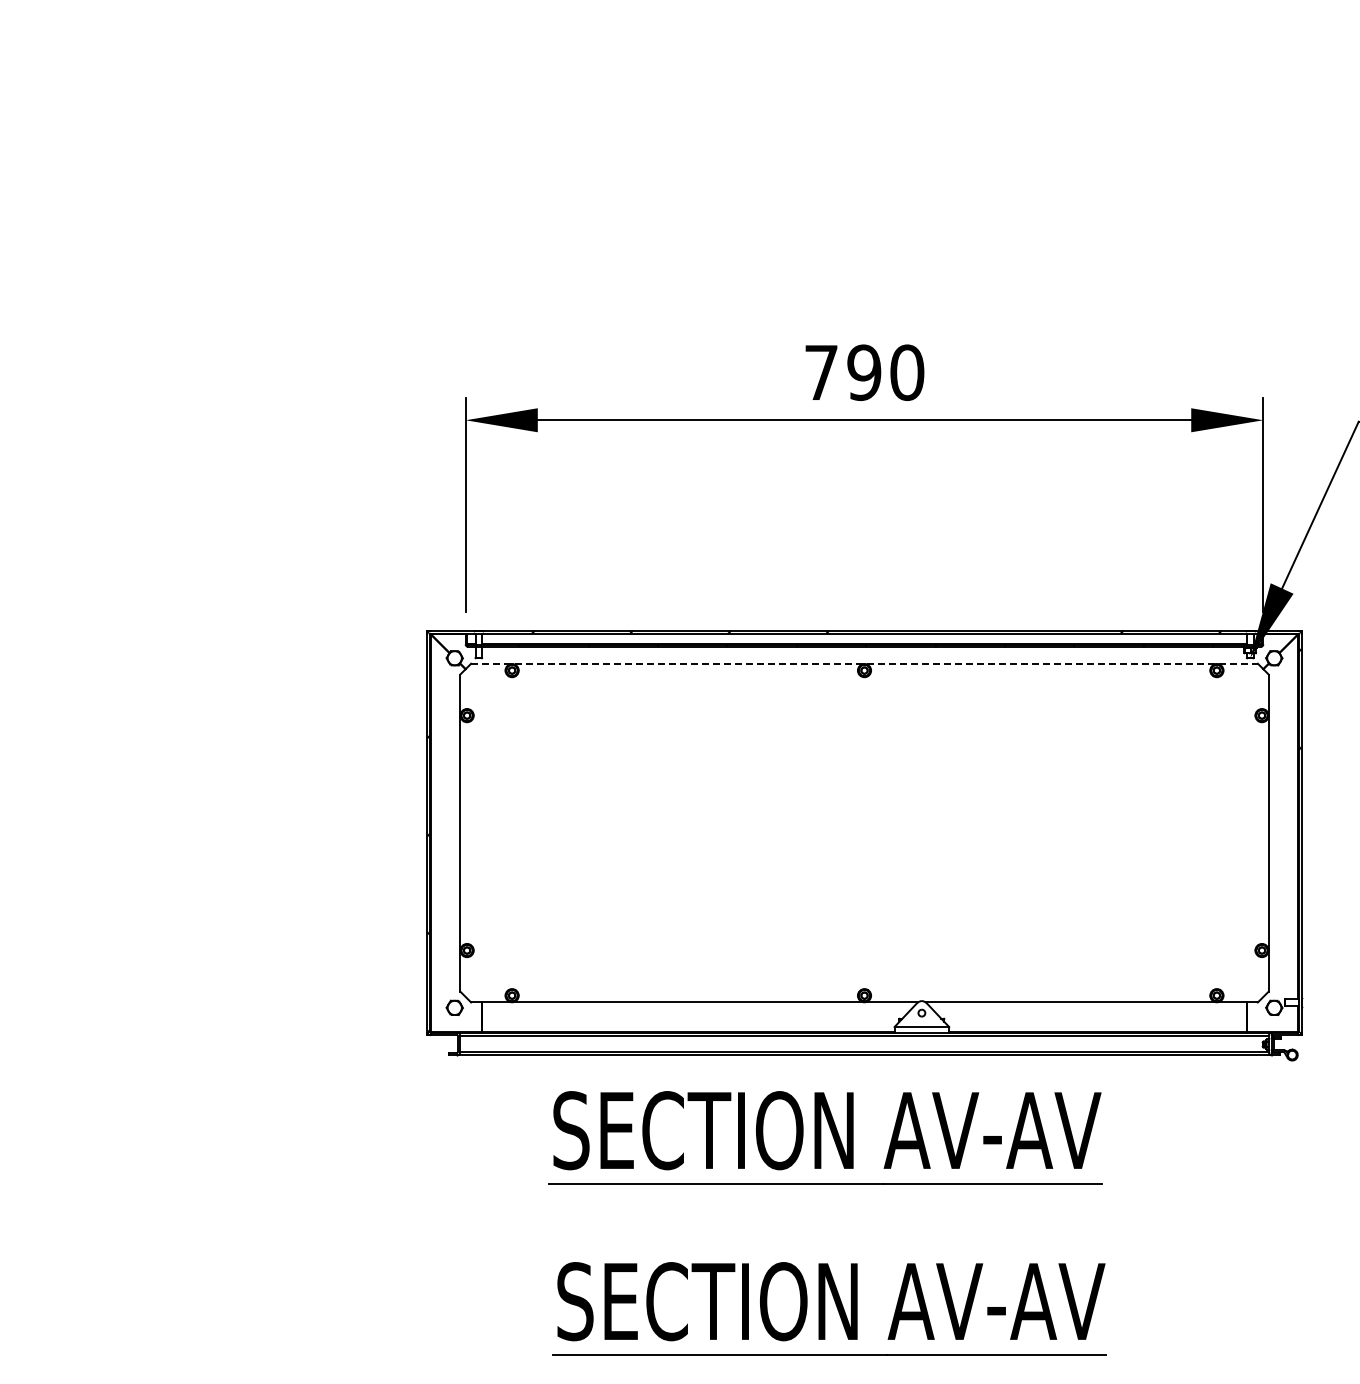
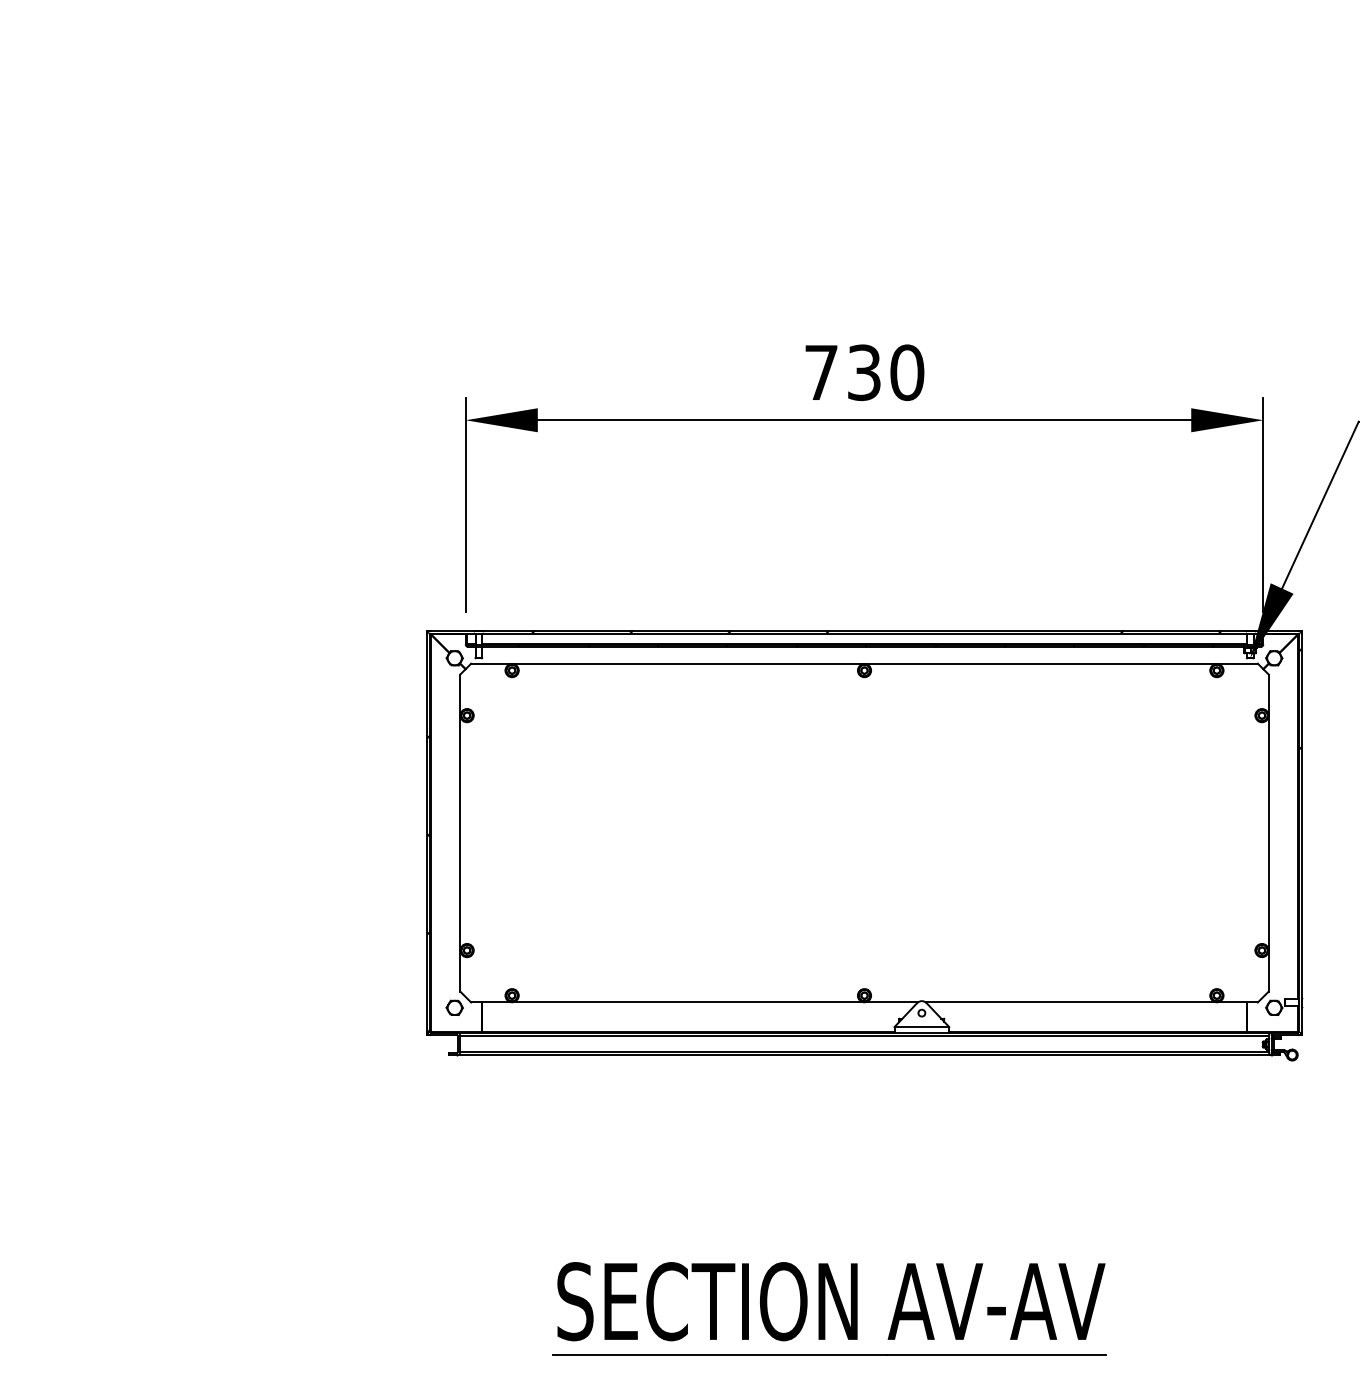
text: 790 -> 730 (864, 372)
line: dashed -> solid (865, 663)
part: present -> none (825, 1137)
